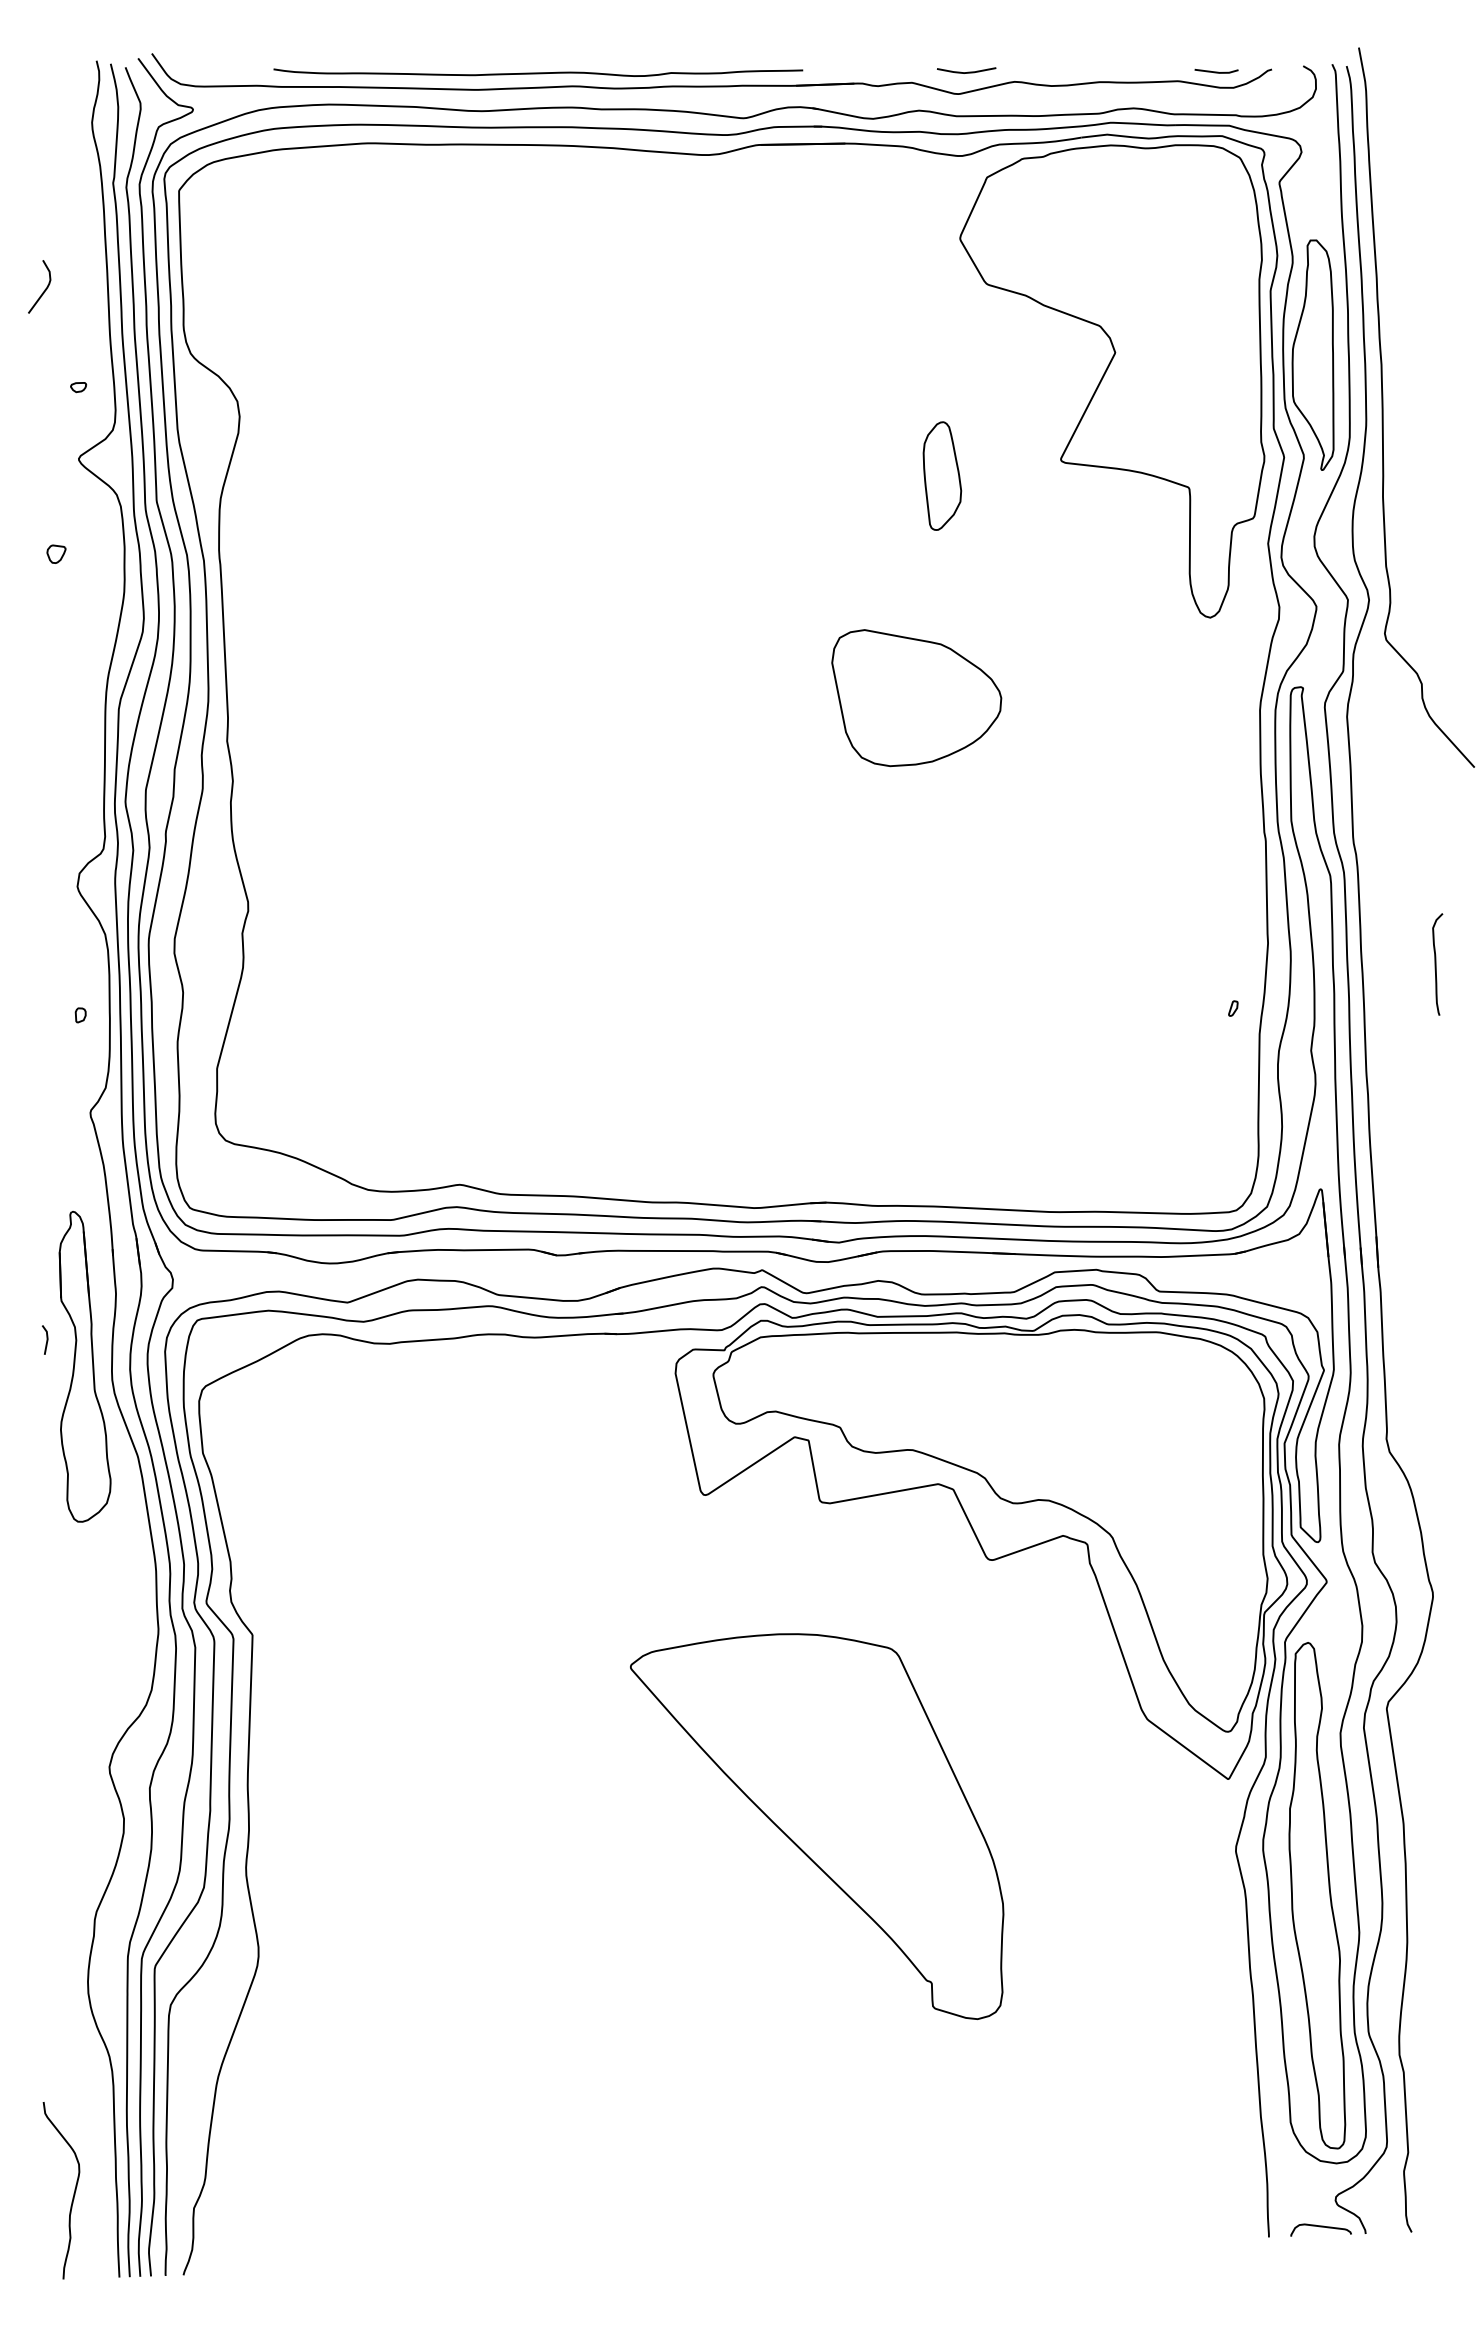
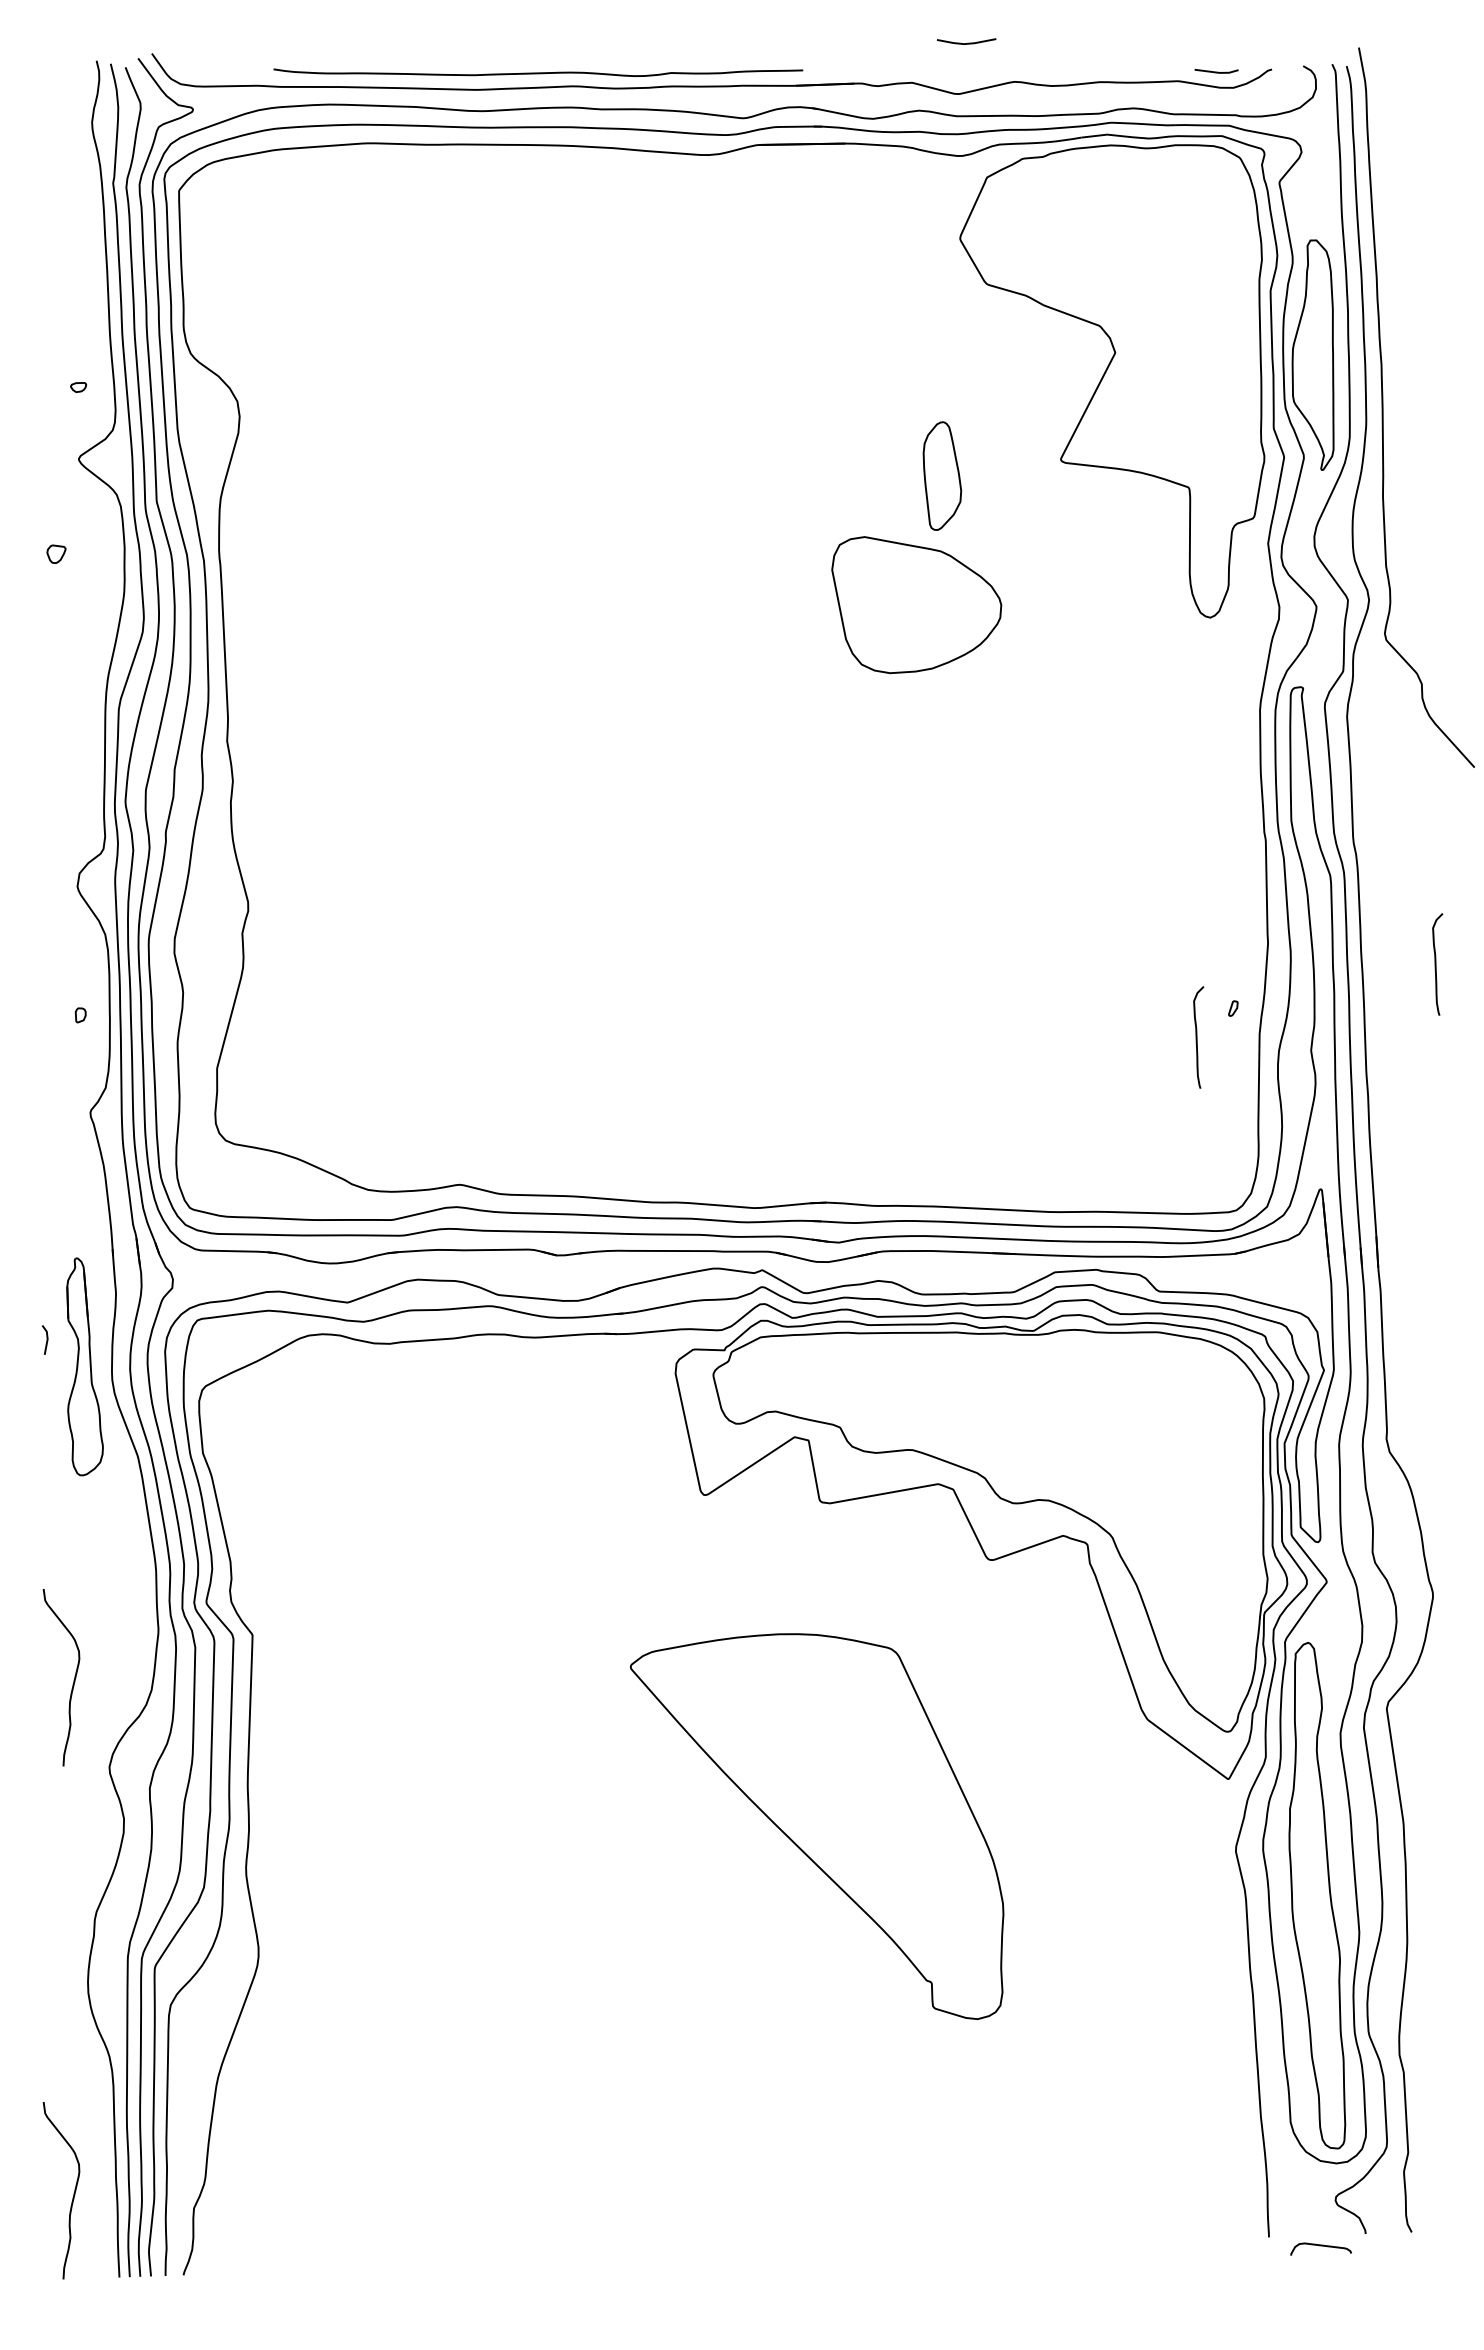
line position: (967, 71) -> (967, 42) (967, 42)
curve: present -> none (44, 289)
part position: (916, 698) -> (916, 605) (916, 605)
curve: none -> present (1197, 1037)
part size: 54x312 px -> 38x220 px (84, 1366)
curve: none -> present (73, 1680)
curve position: (1320, 2227) -> (1320, 2246) (1320, 2246)
